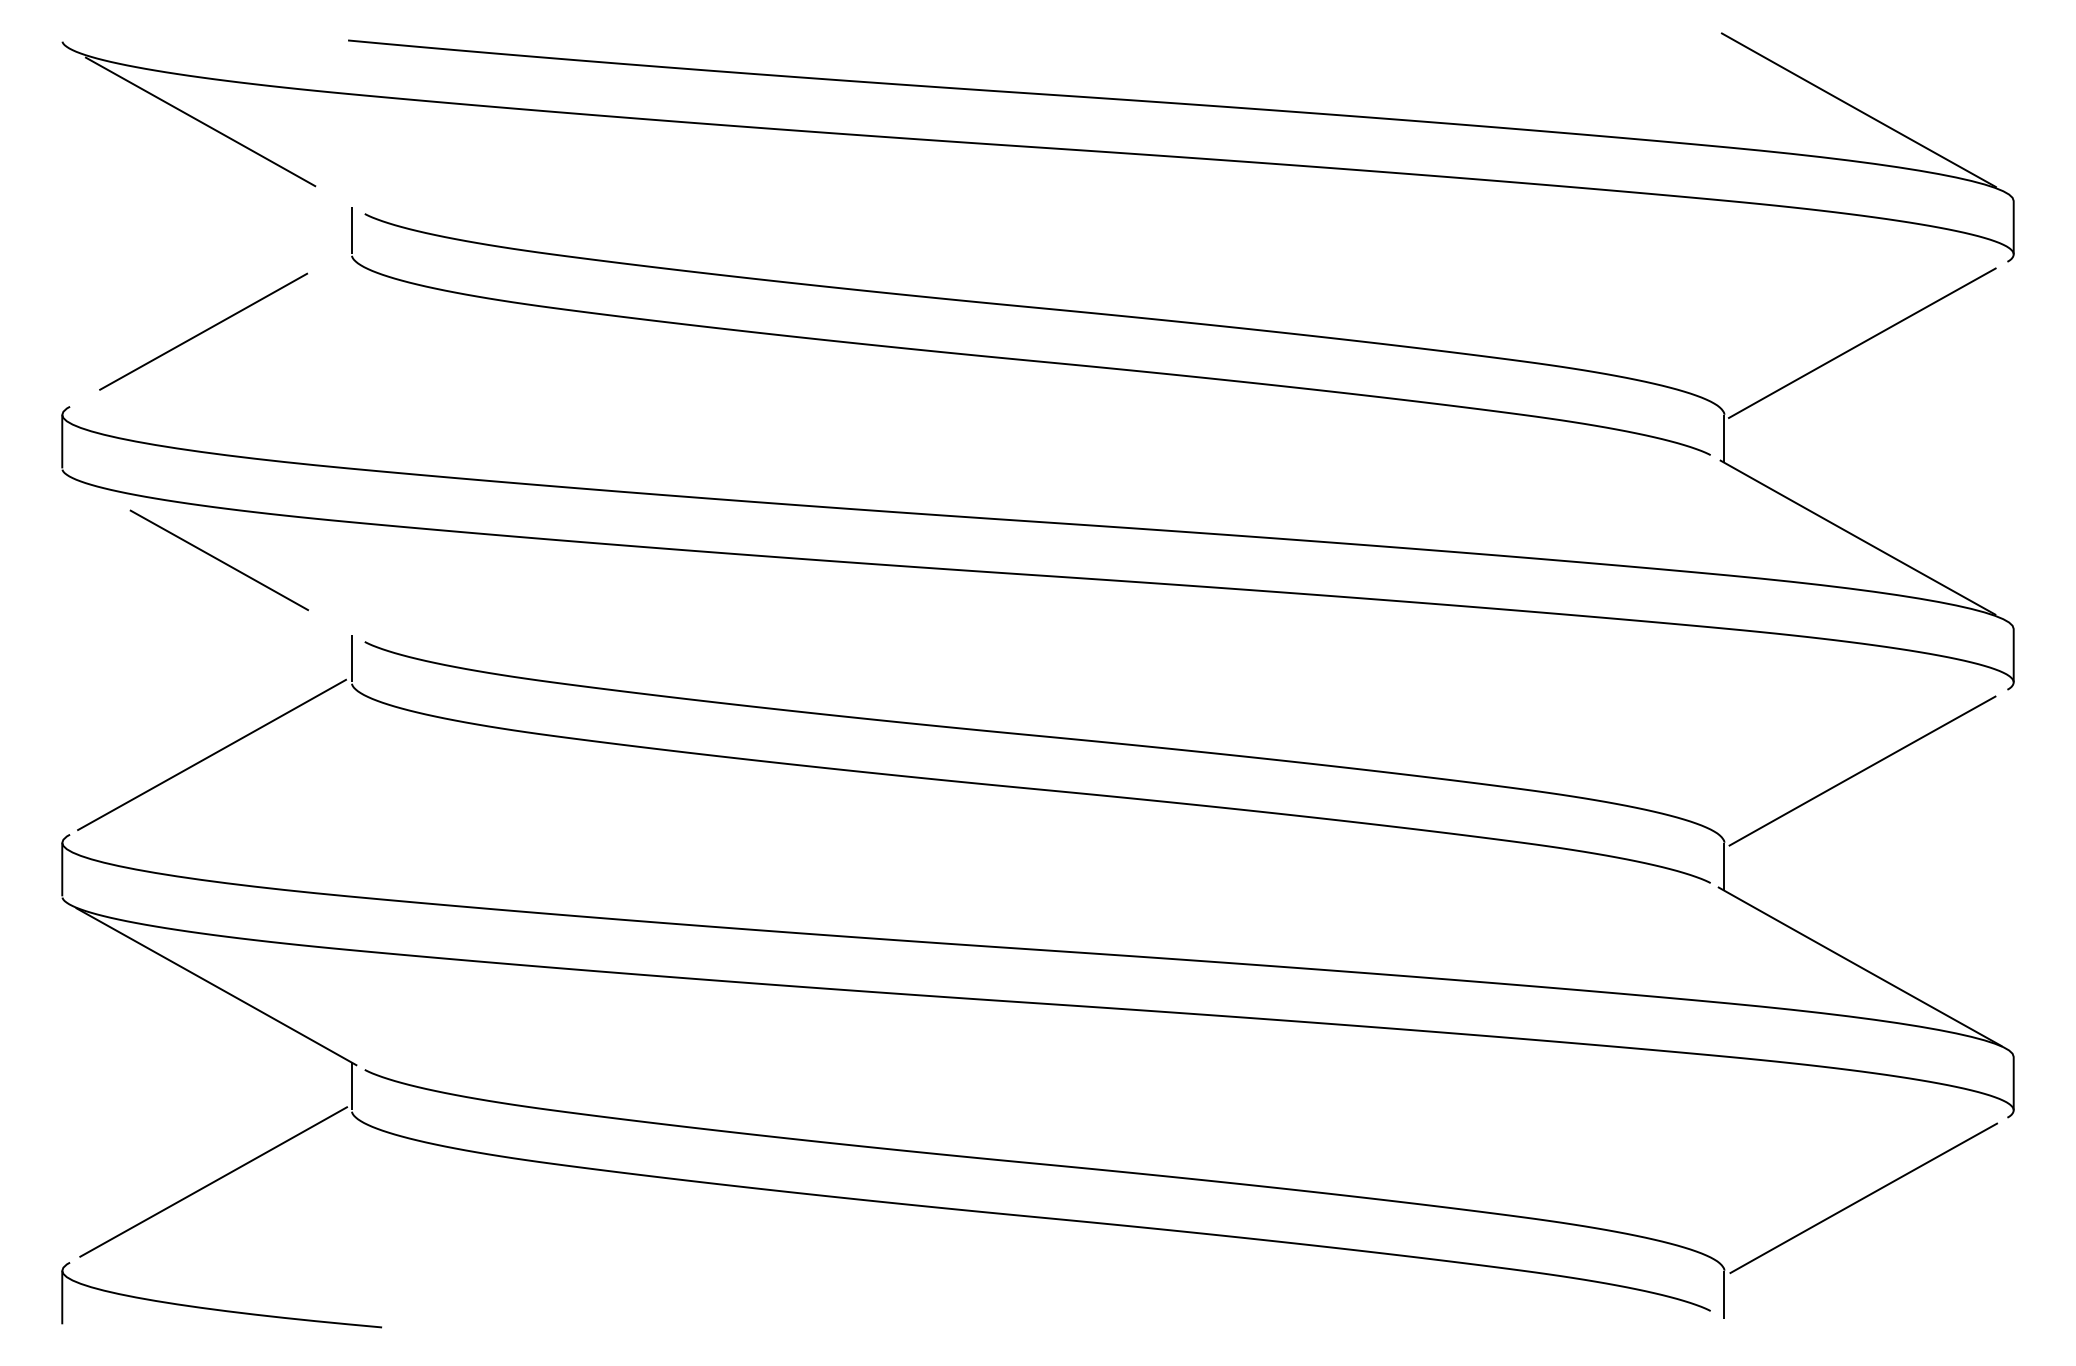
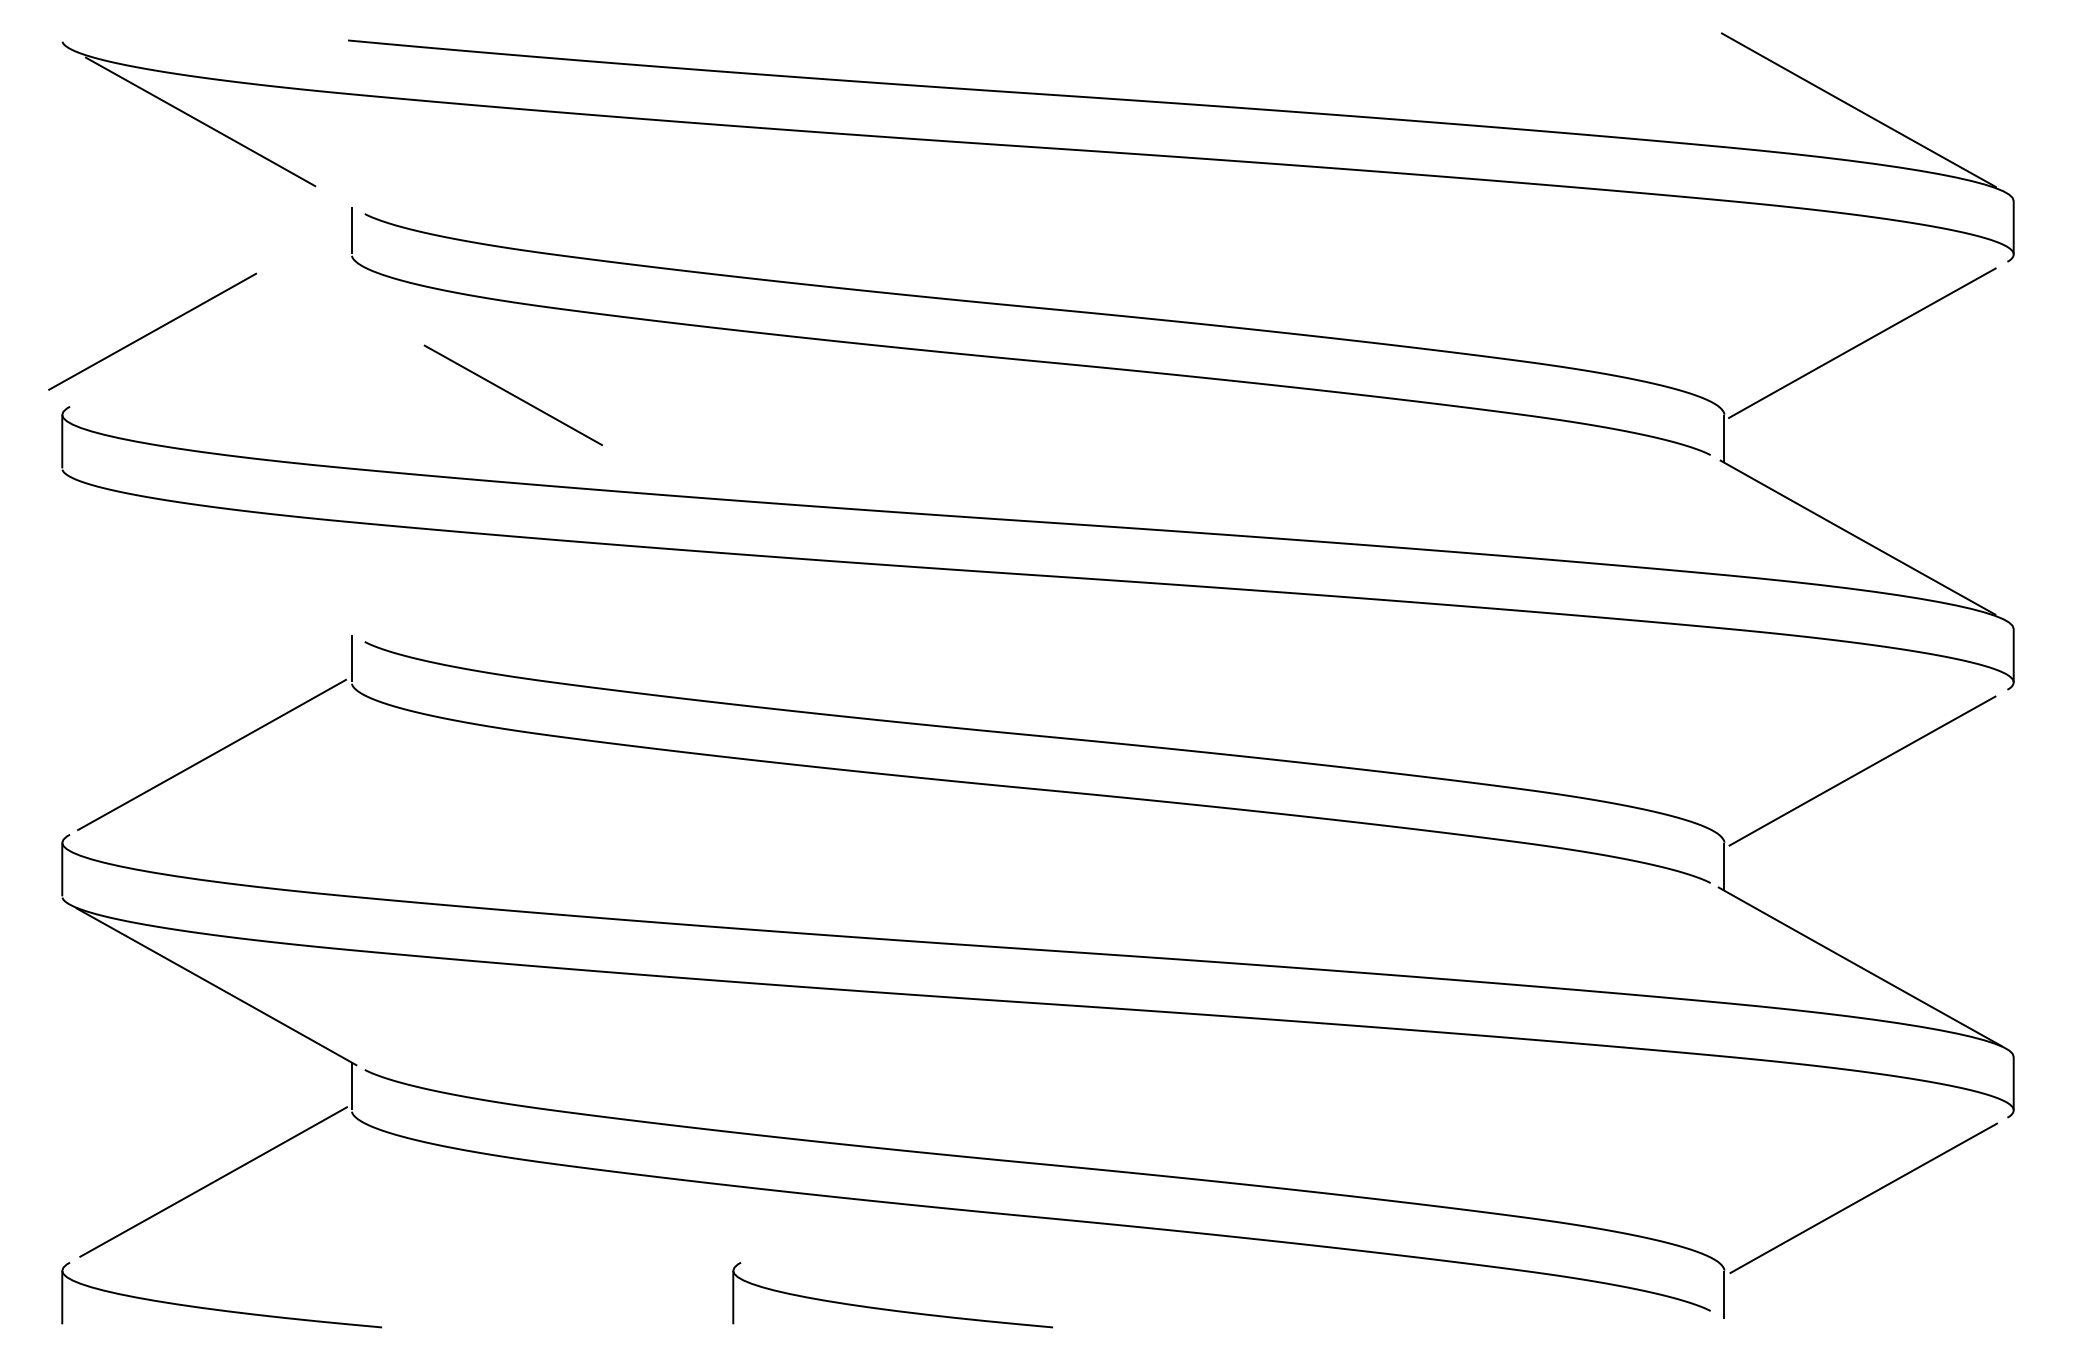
line position: (203, 331) -> (152, 331) (152, 331)
line position: (218, 560) -> (512, 395) (512, 395)
part: none -> present (887, 1308)
